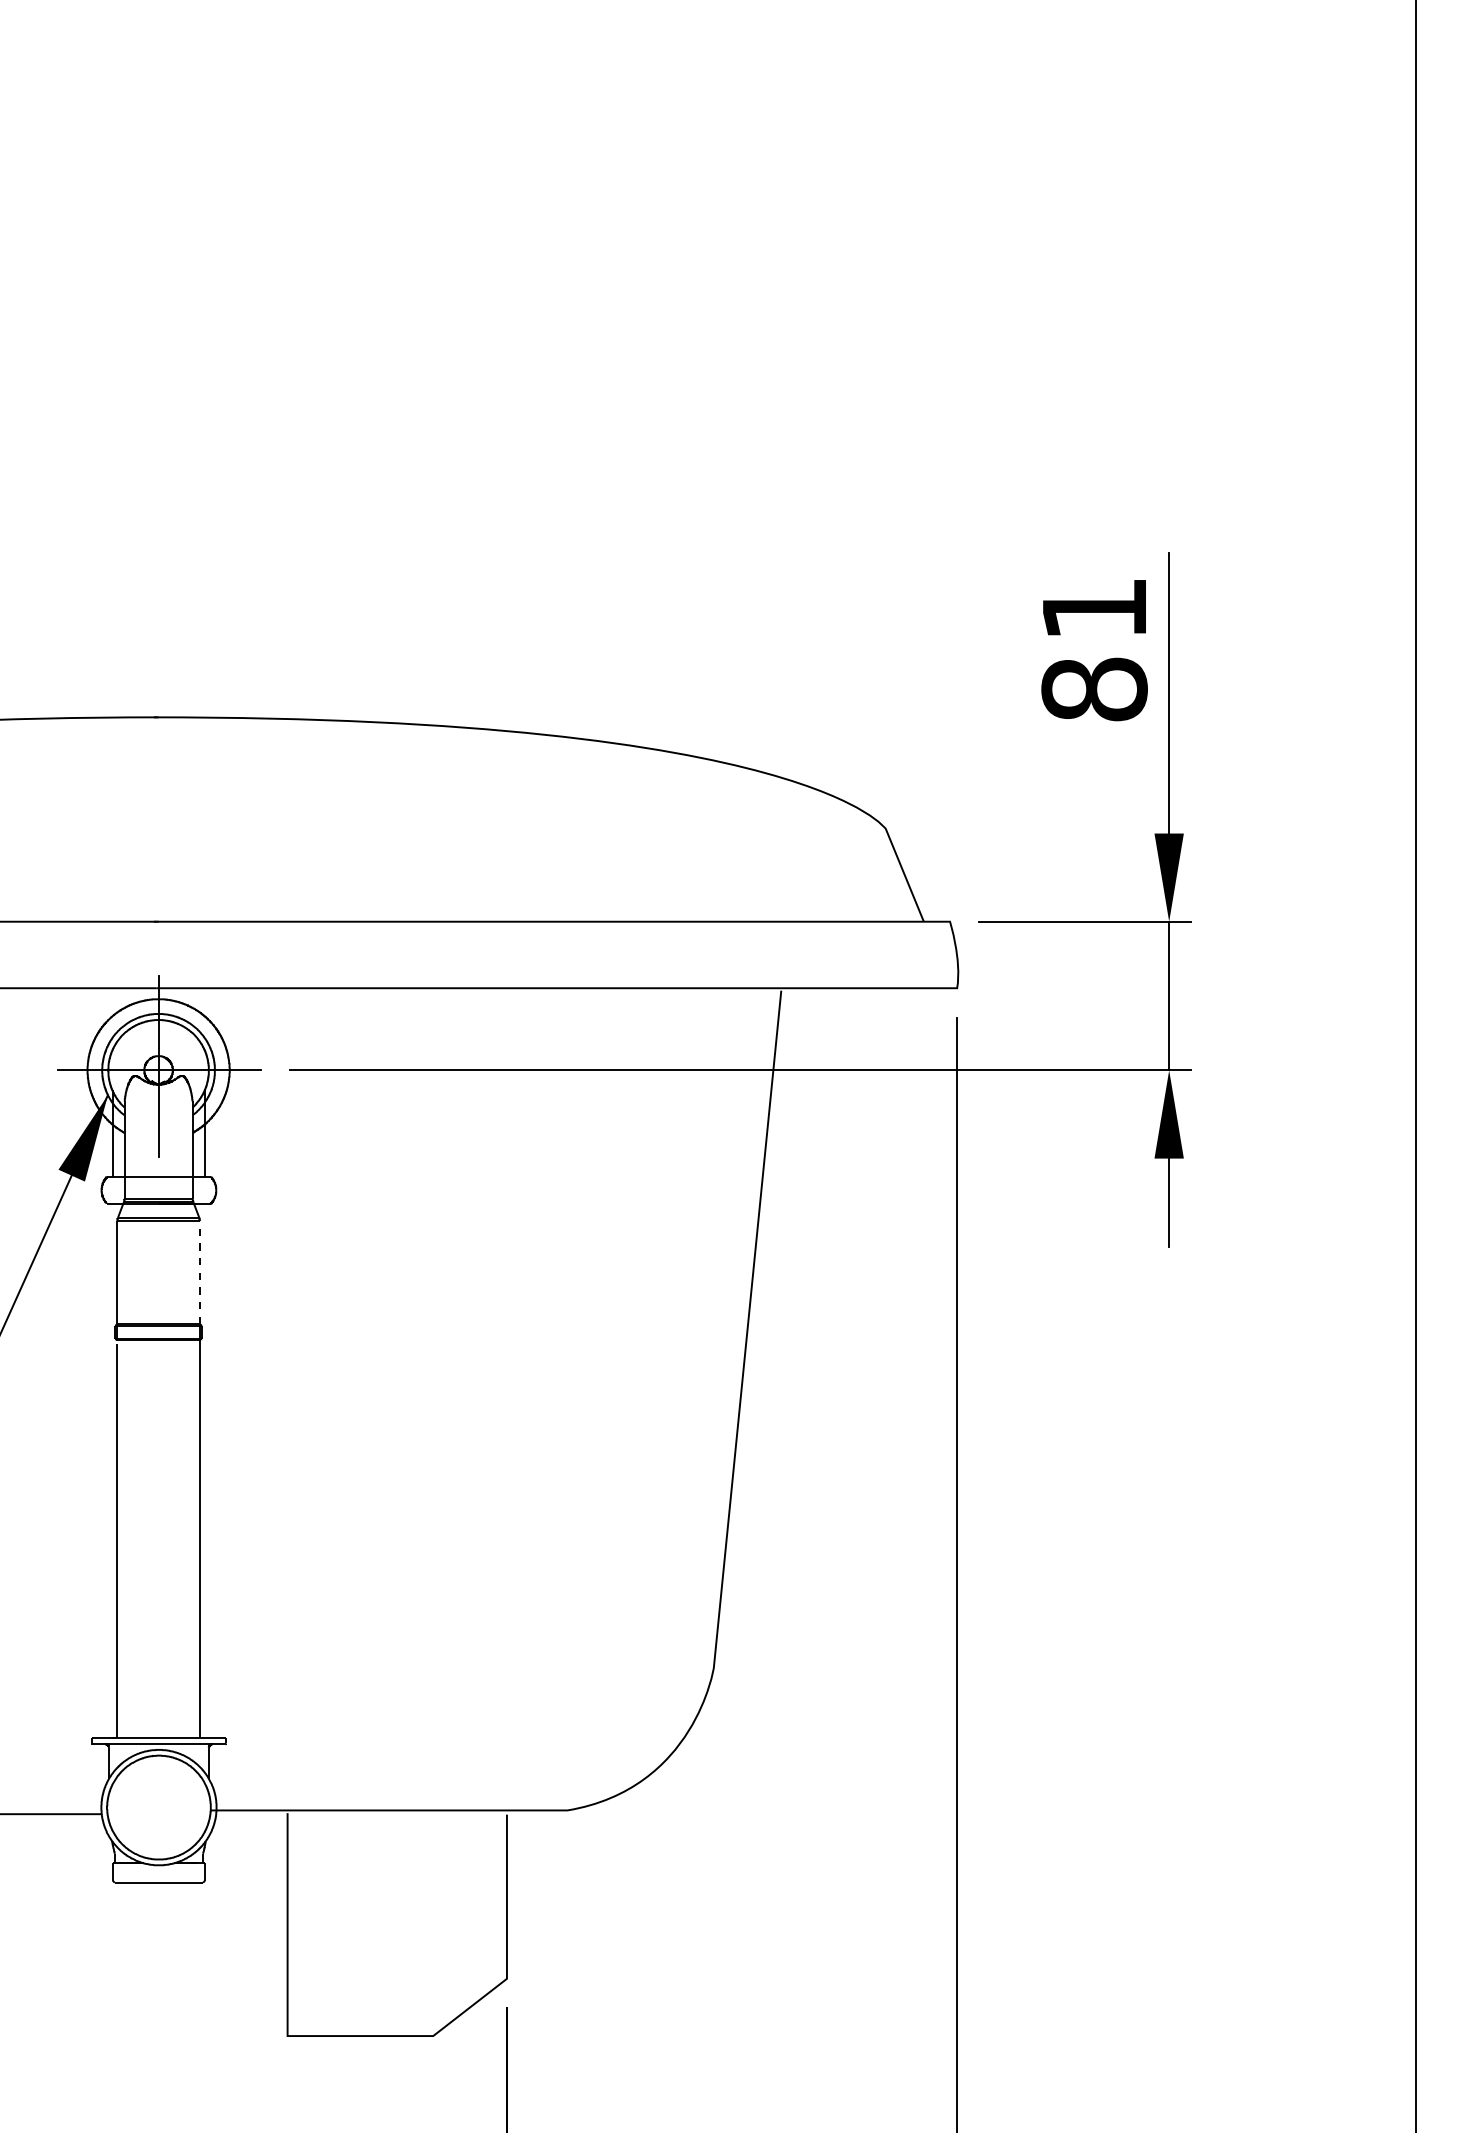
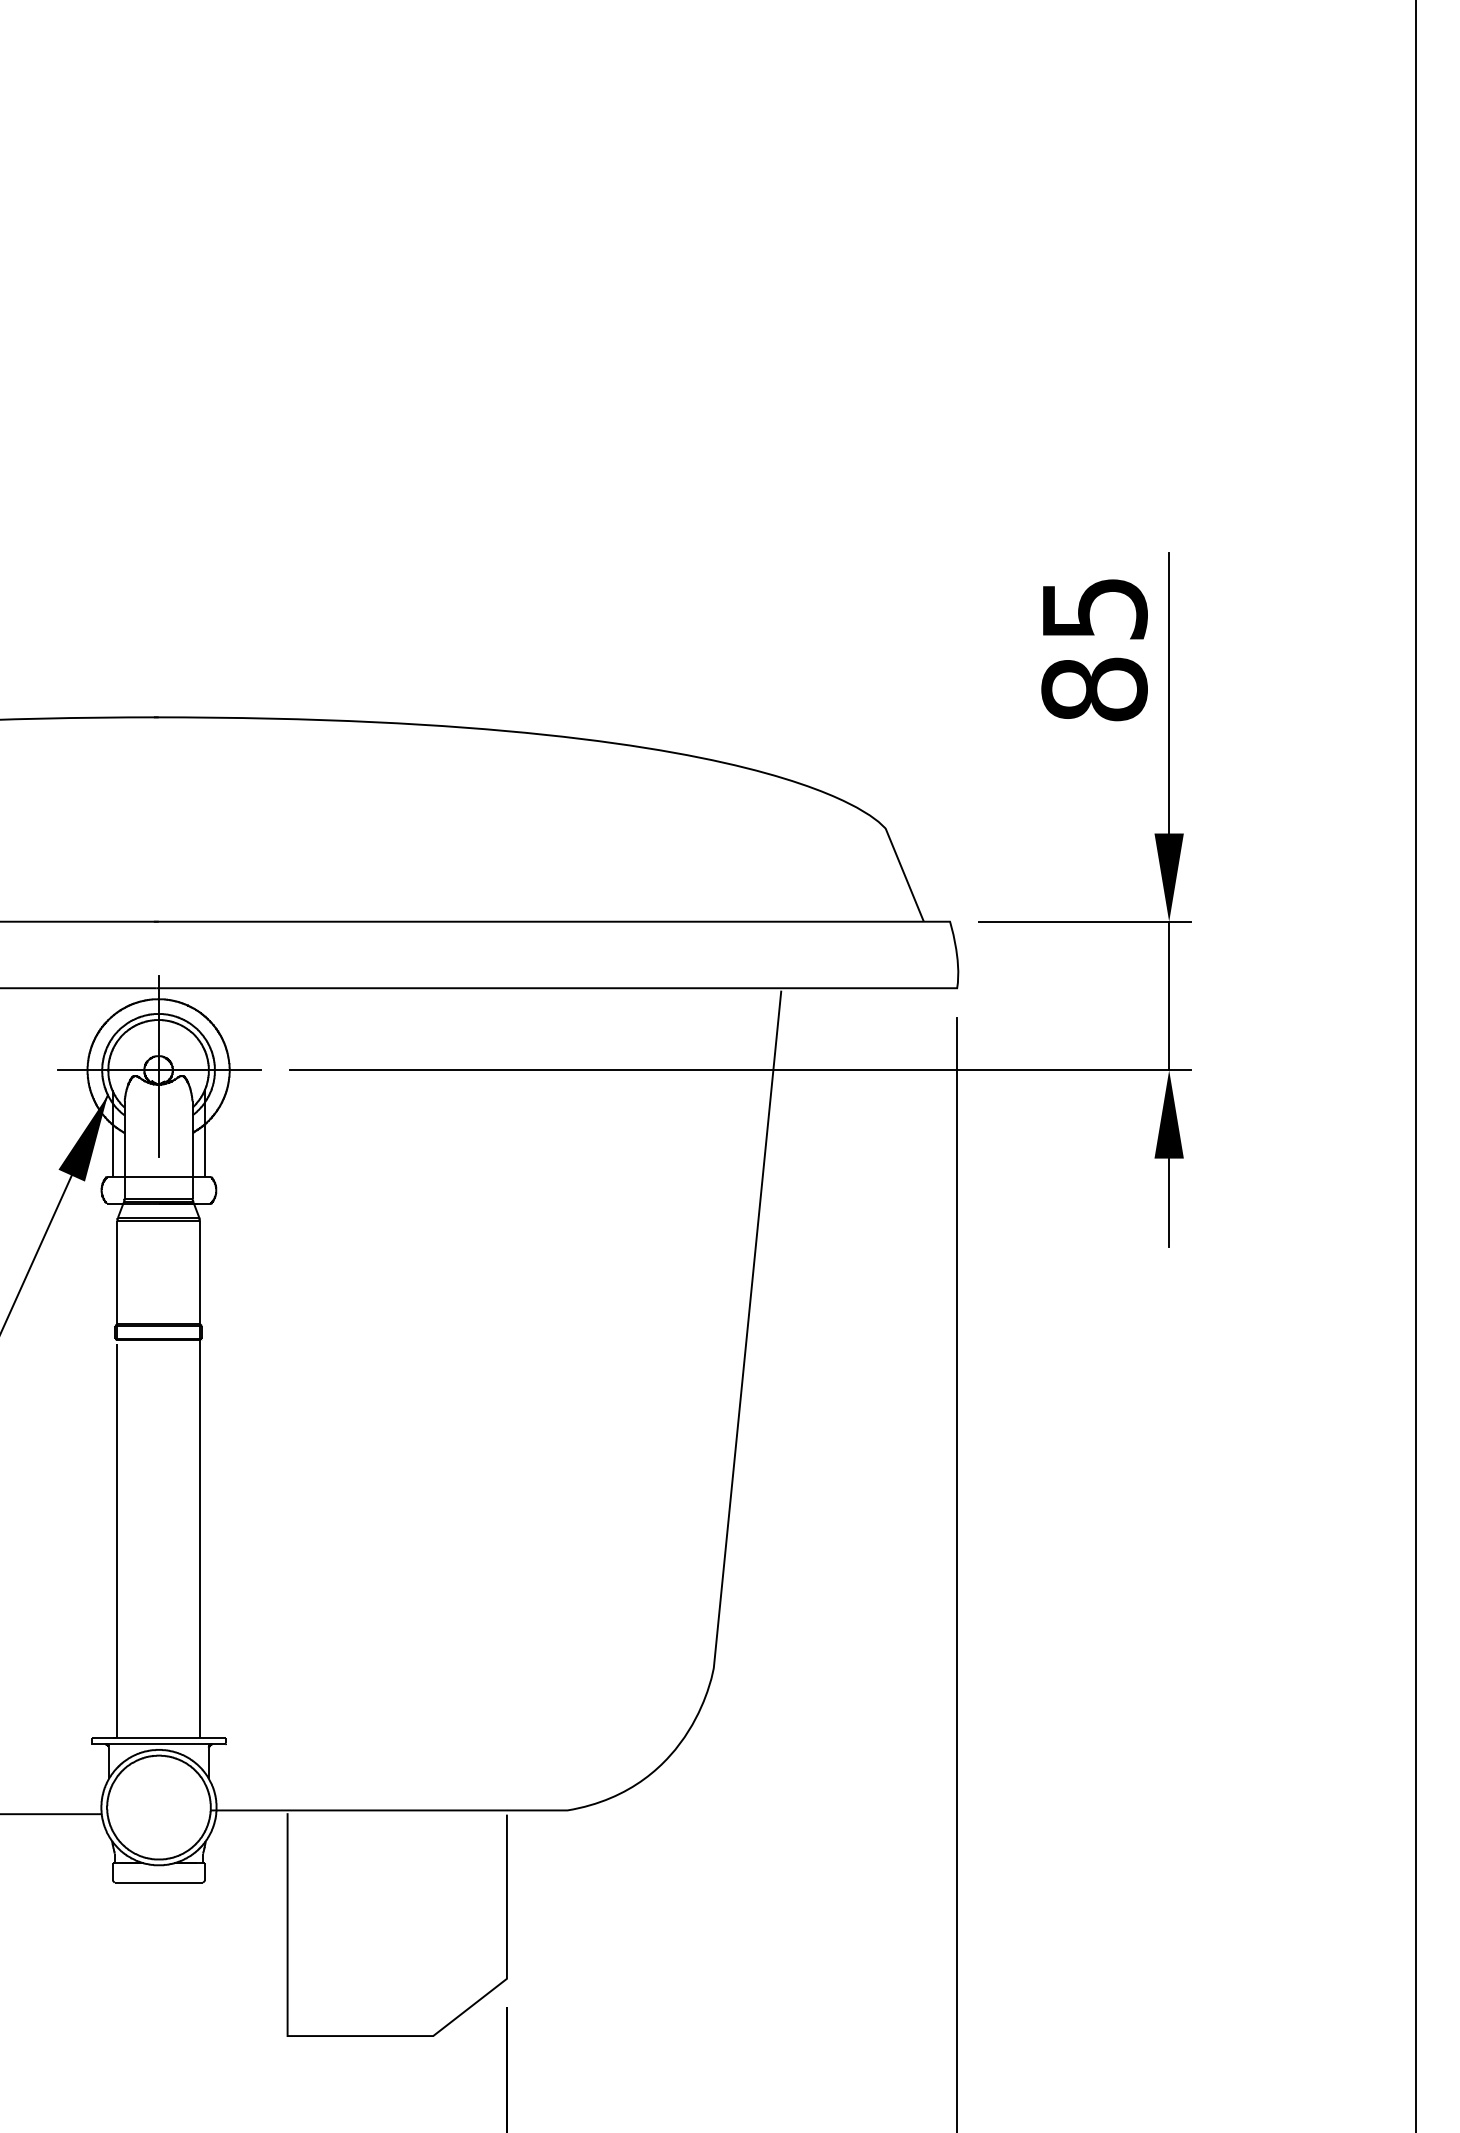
text: 81 -> 85 (1095, 609)
line: dashed -> solid (199, 1272)
